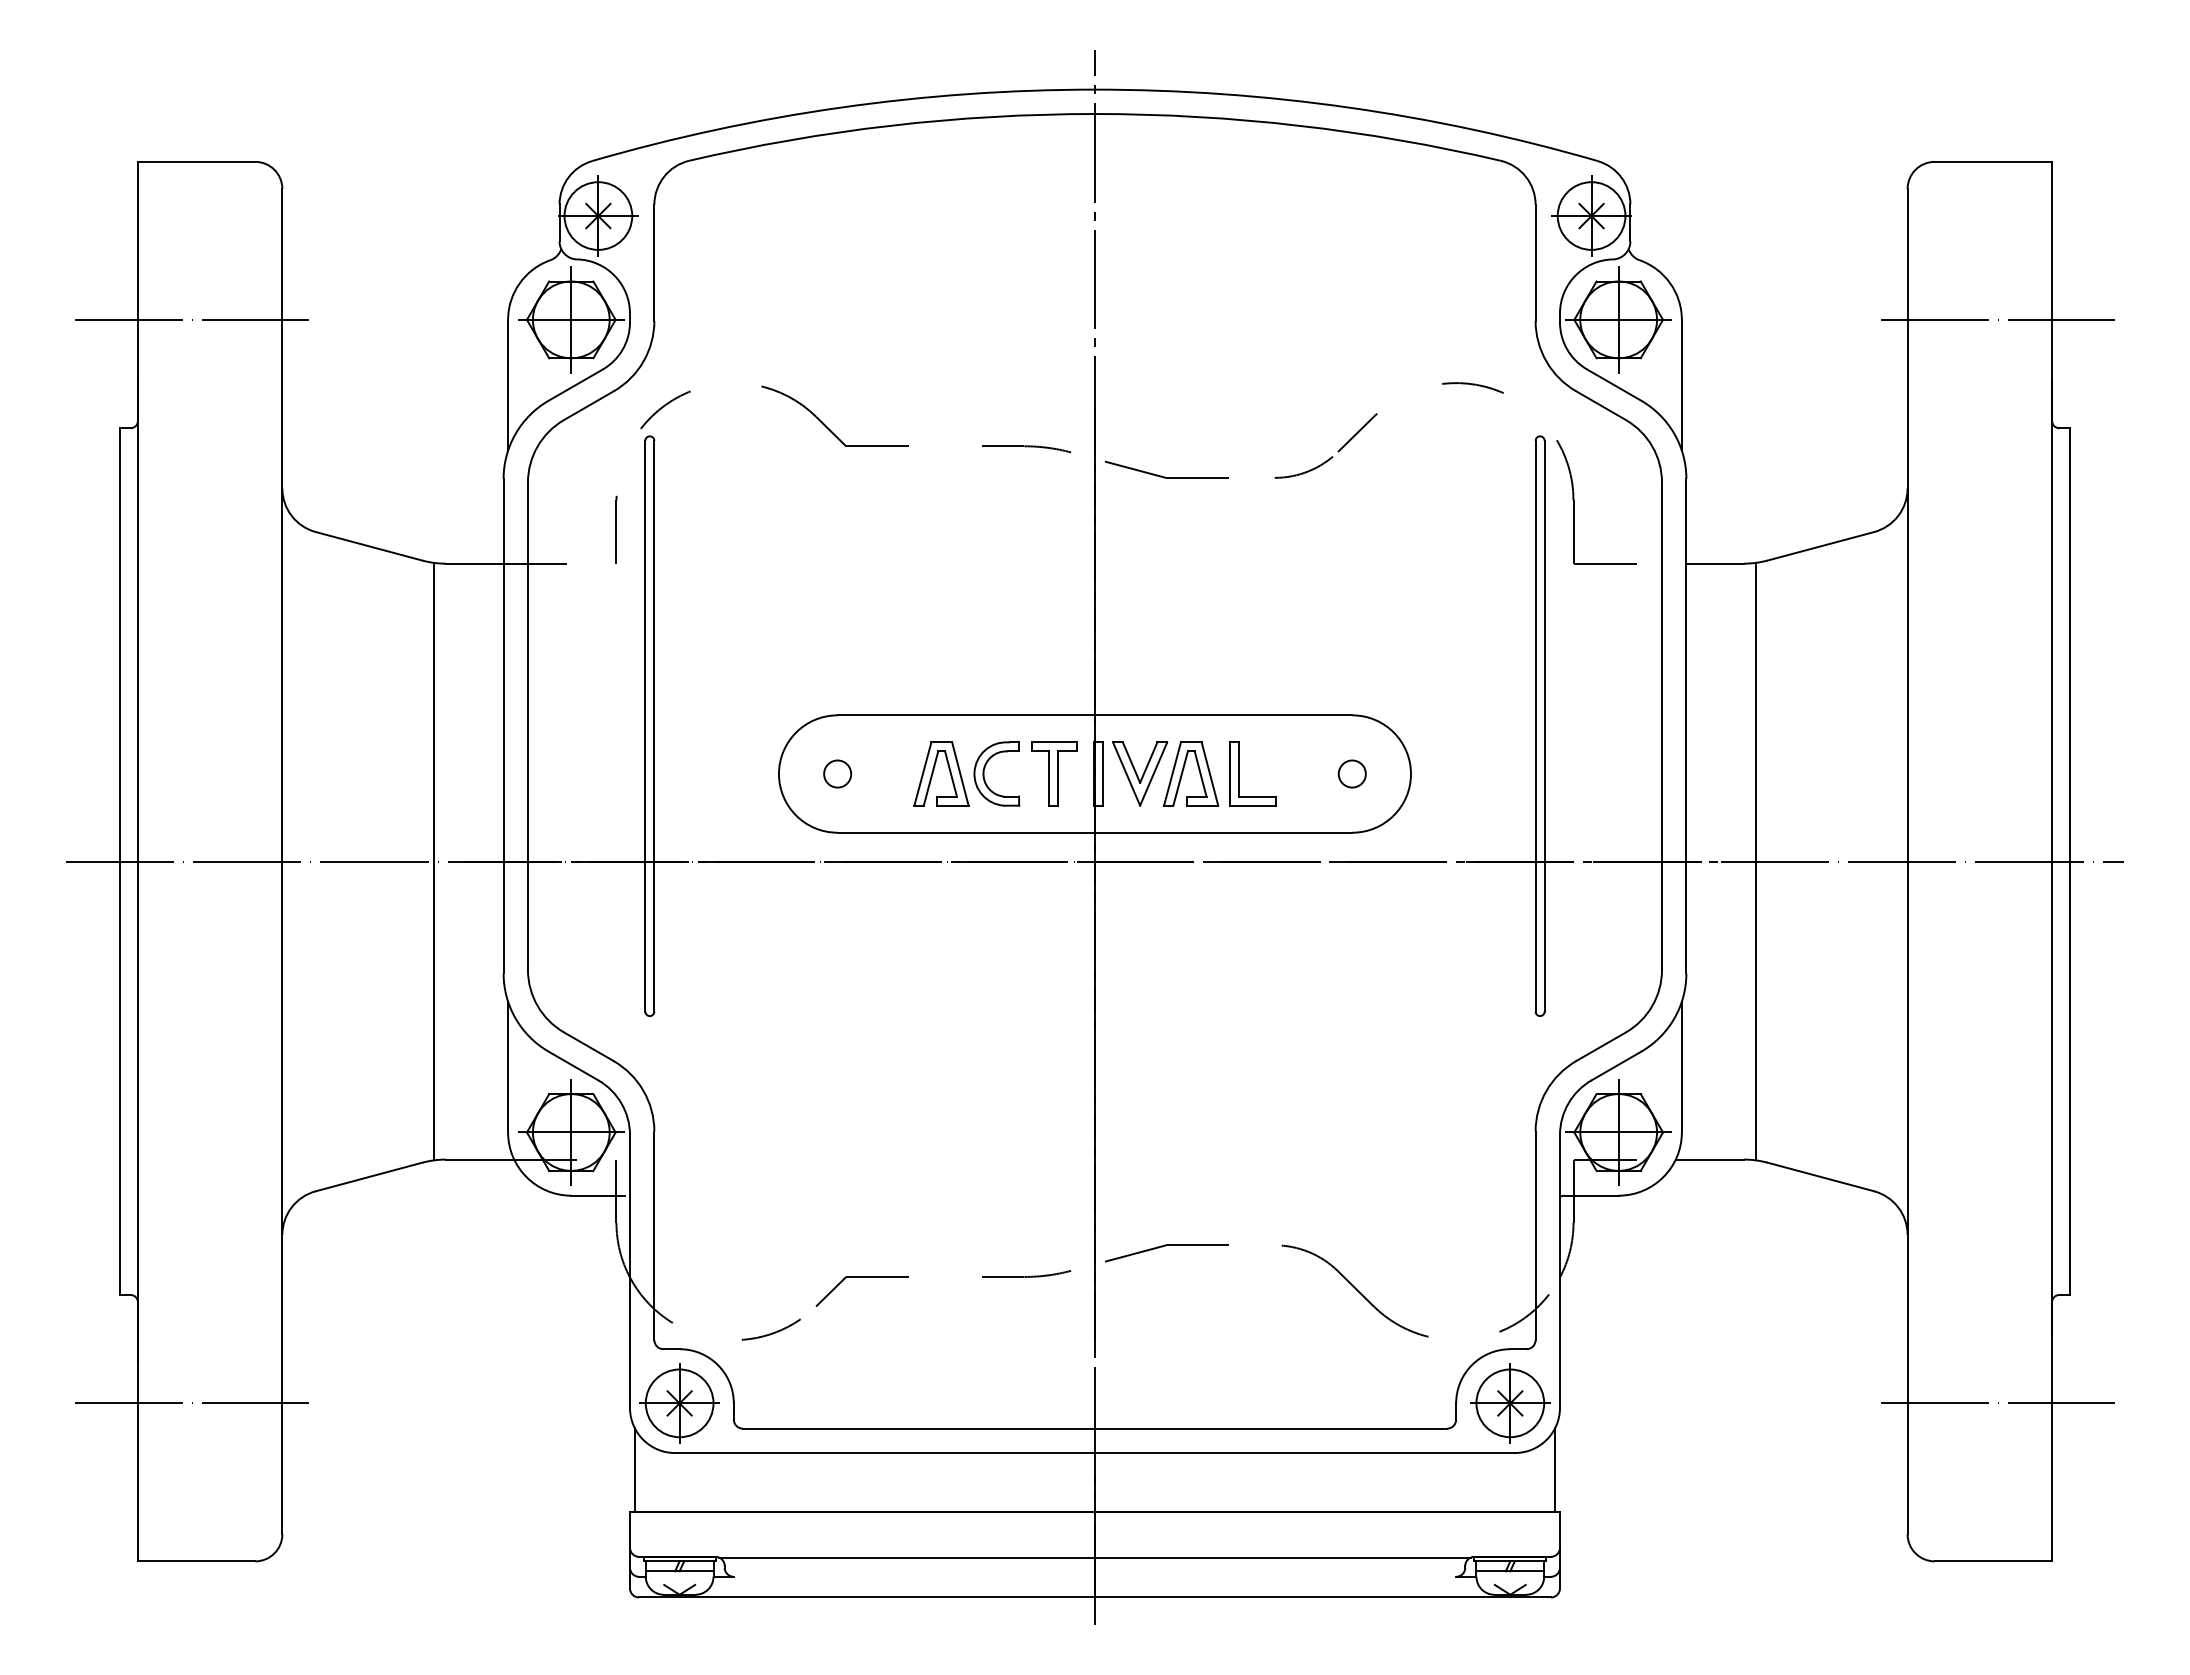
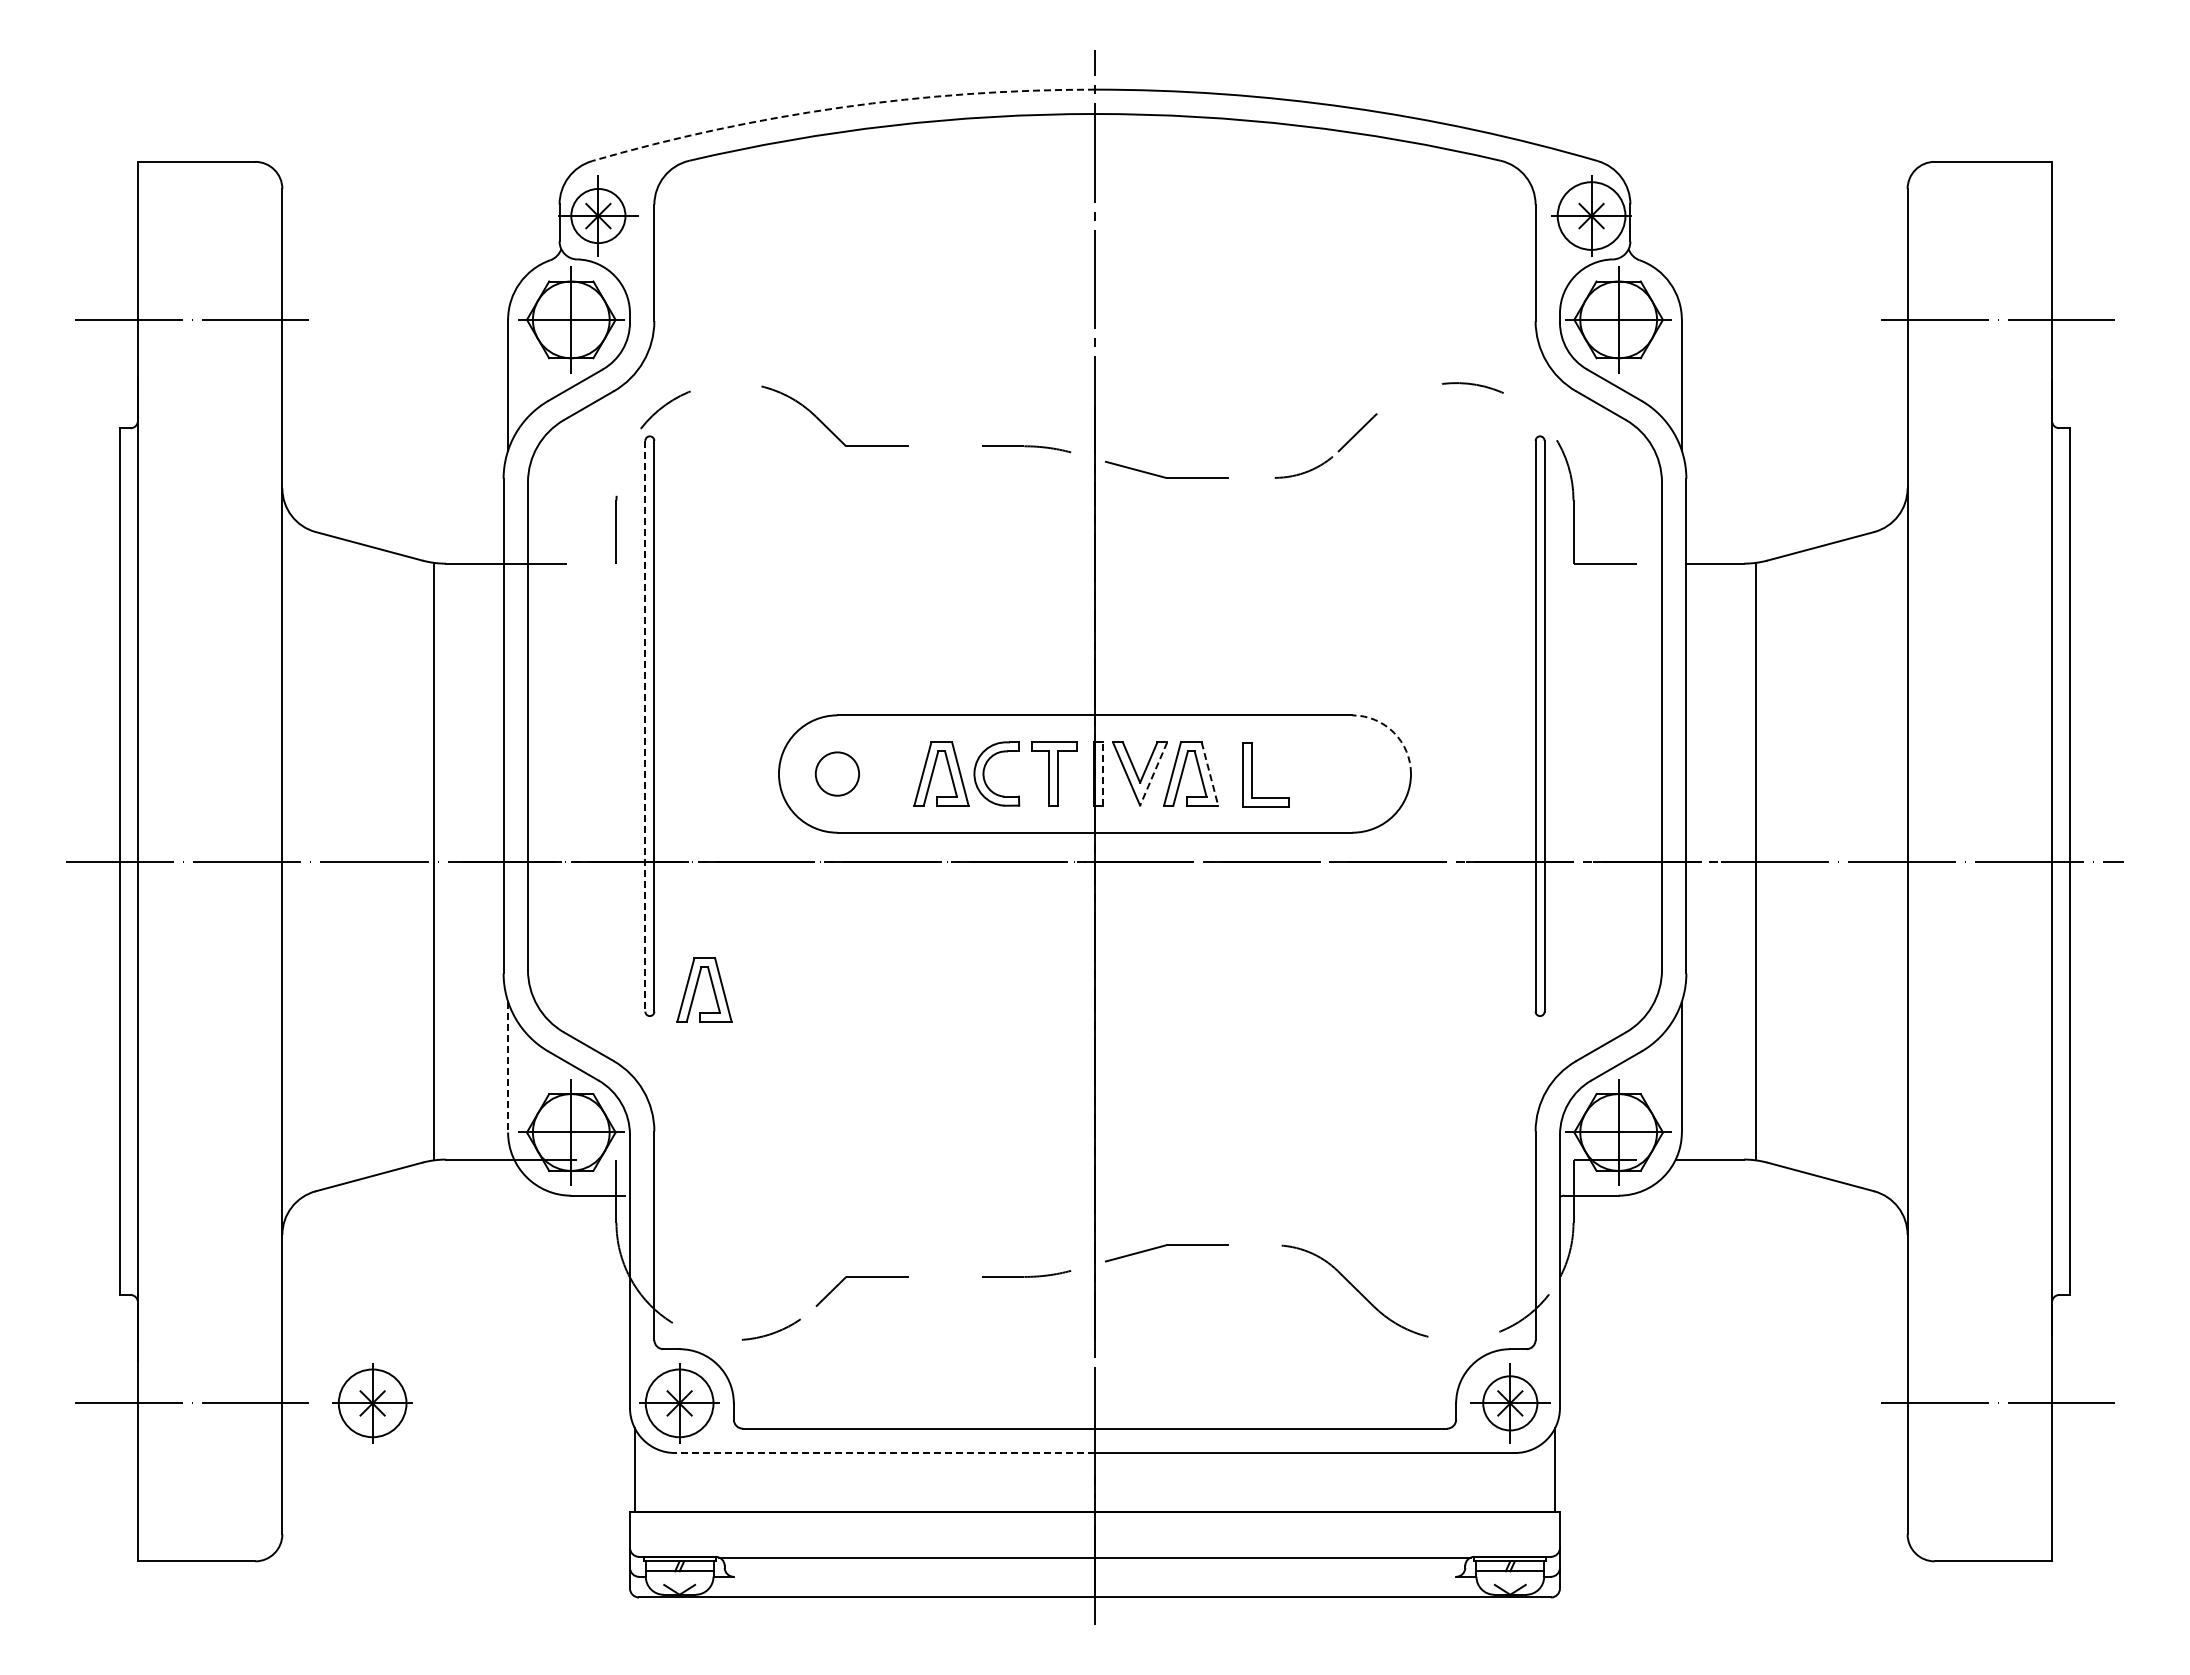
arc: solid -> dashed (841, 107)
circle diameter: 68 px -> 54 px (598, 215)
line: solid -> dashed (645, 726)
arc: solid -> dashed (1393, 732)
part size: 30x30 px -> 46x46 px (836, 773)
part position: (1239, 773) -> (1252, 774) (1252, 774)
part: present -> none (1351, 773)
line: solid -> dashed (1103, 774)
line: solid -> dashed (1153, 774)
line: solid -> dashed (1209, 774)
part: none -> present (697, 986)
line: solid -> dashed (508, 1067)
part: none -> present (372, 1403)
circle diameter: 68 px -> 54 px (1510, 1403)
line: solid -> dashed (885, 1453)
